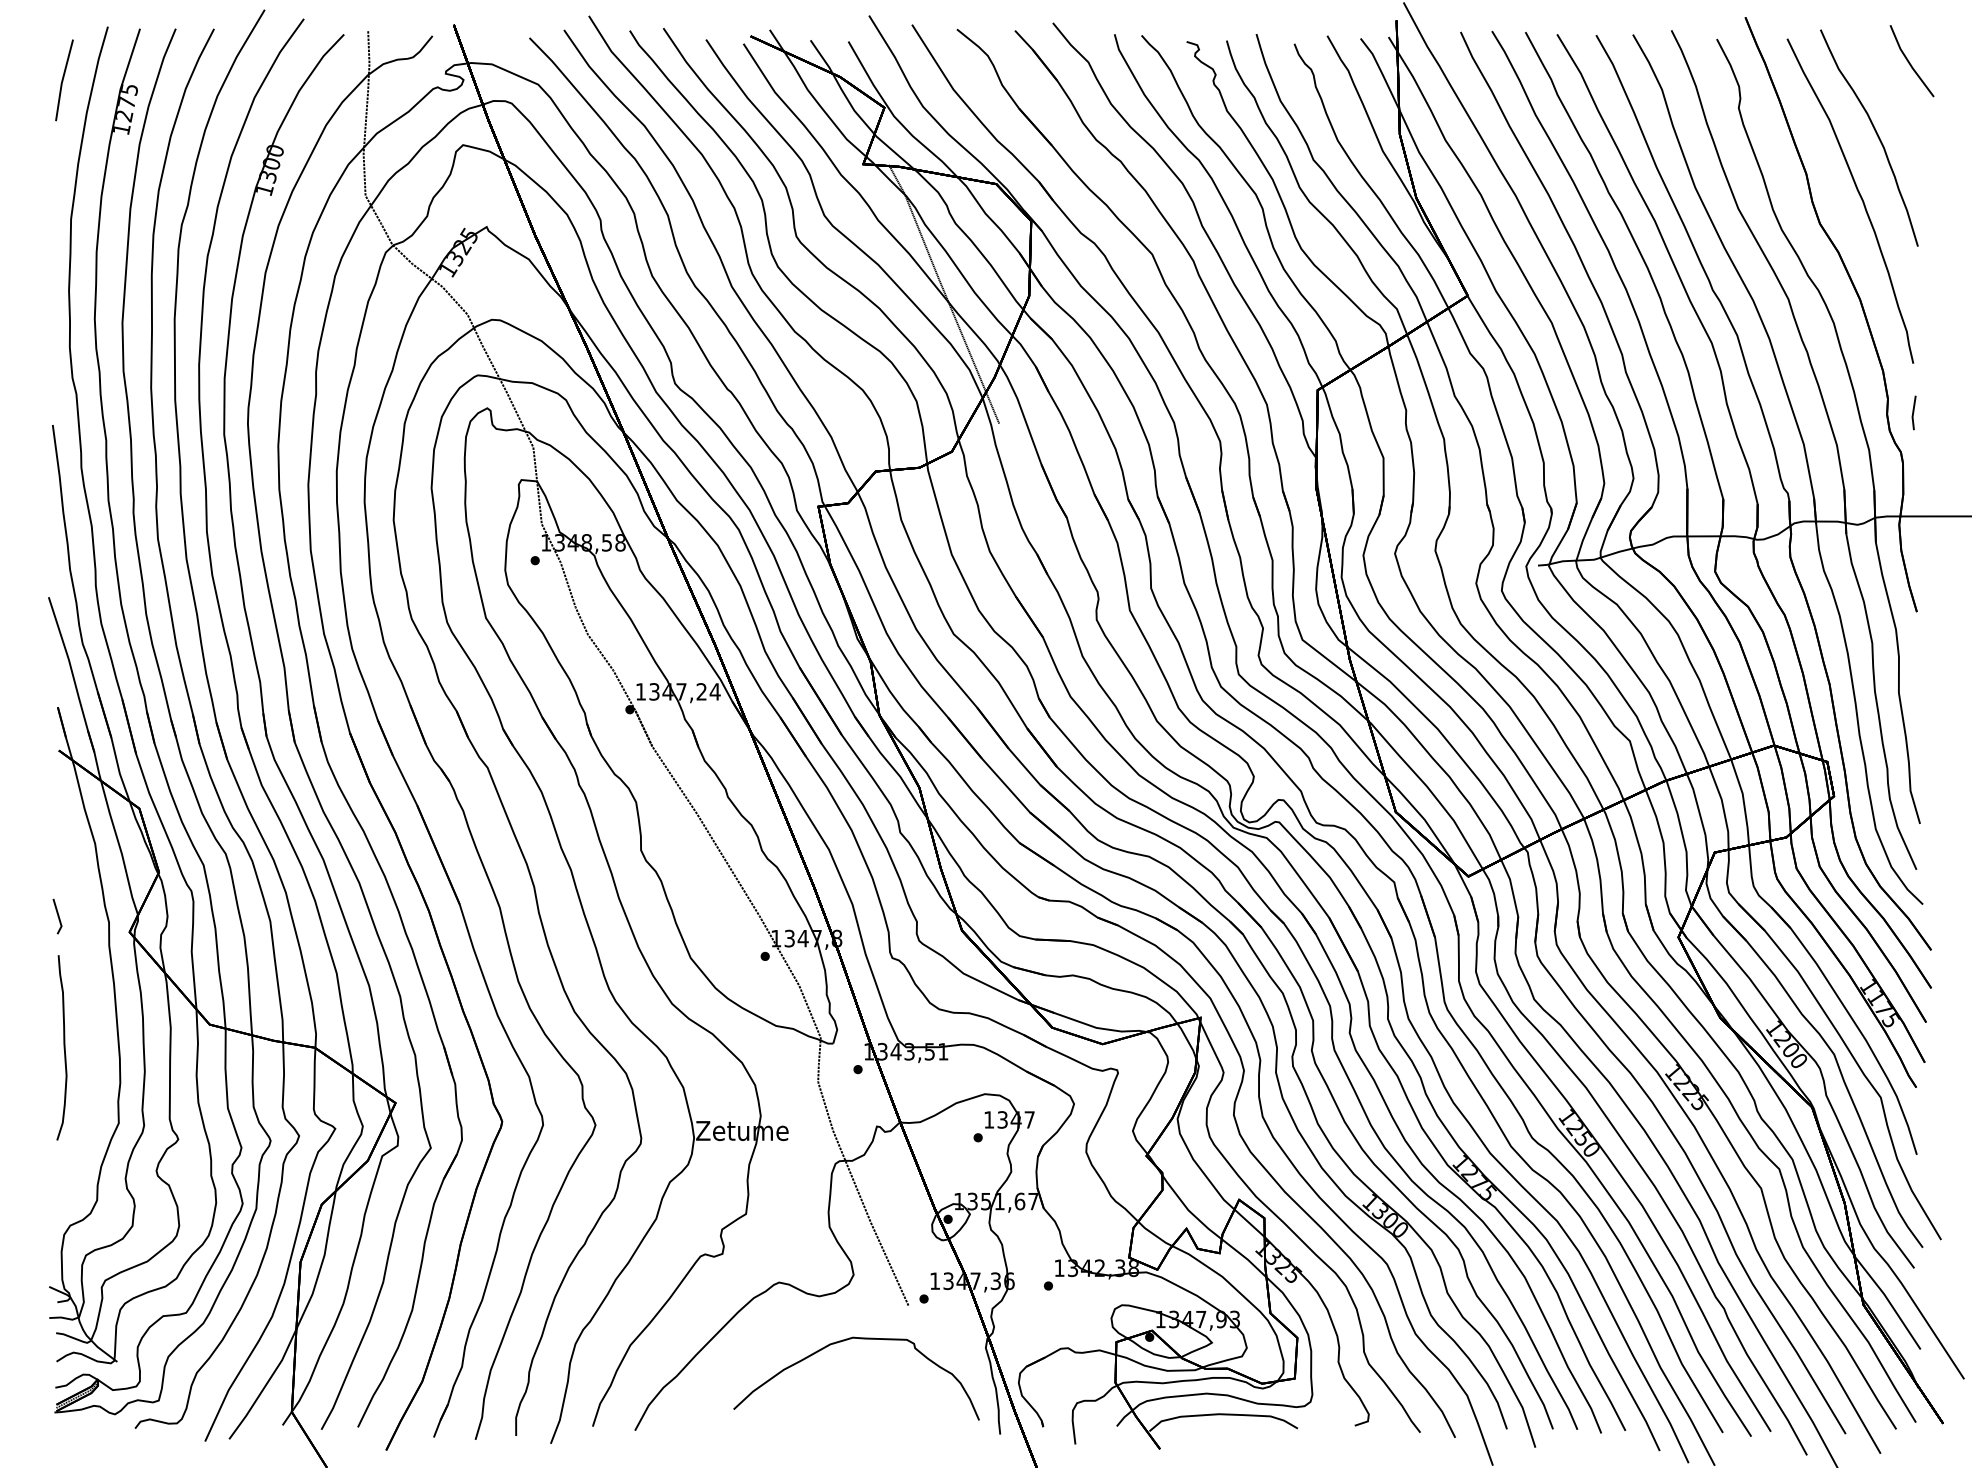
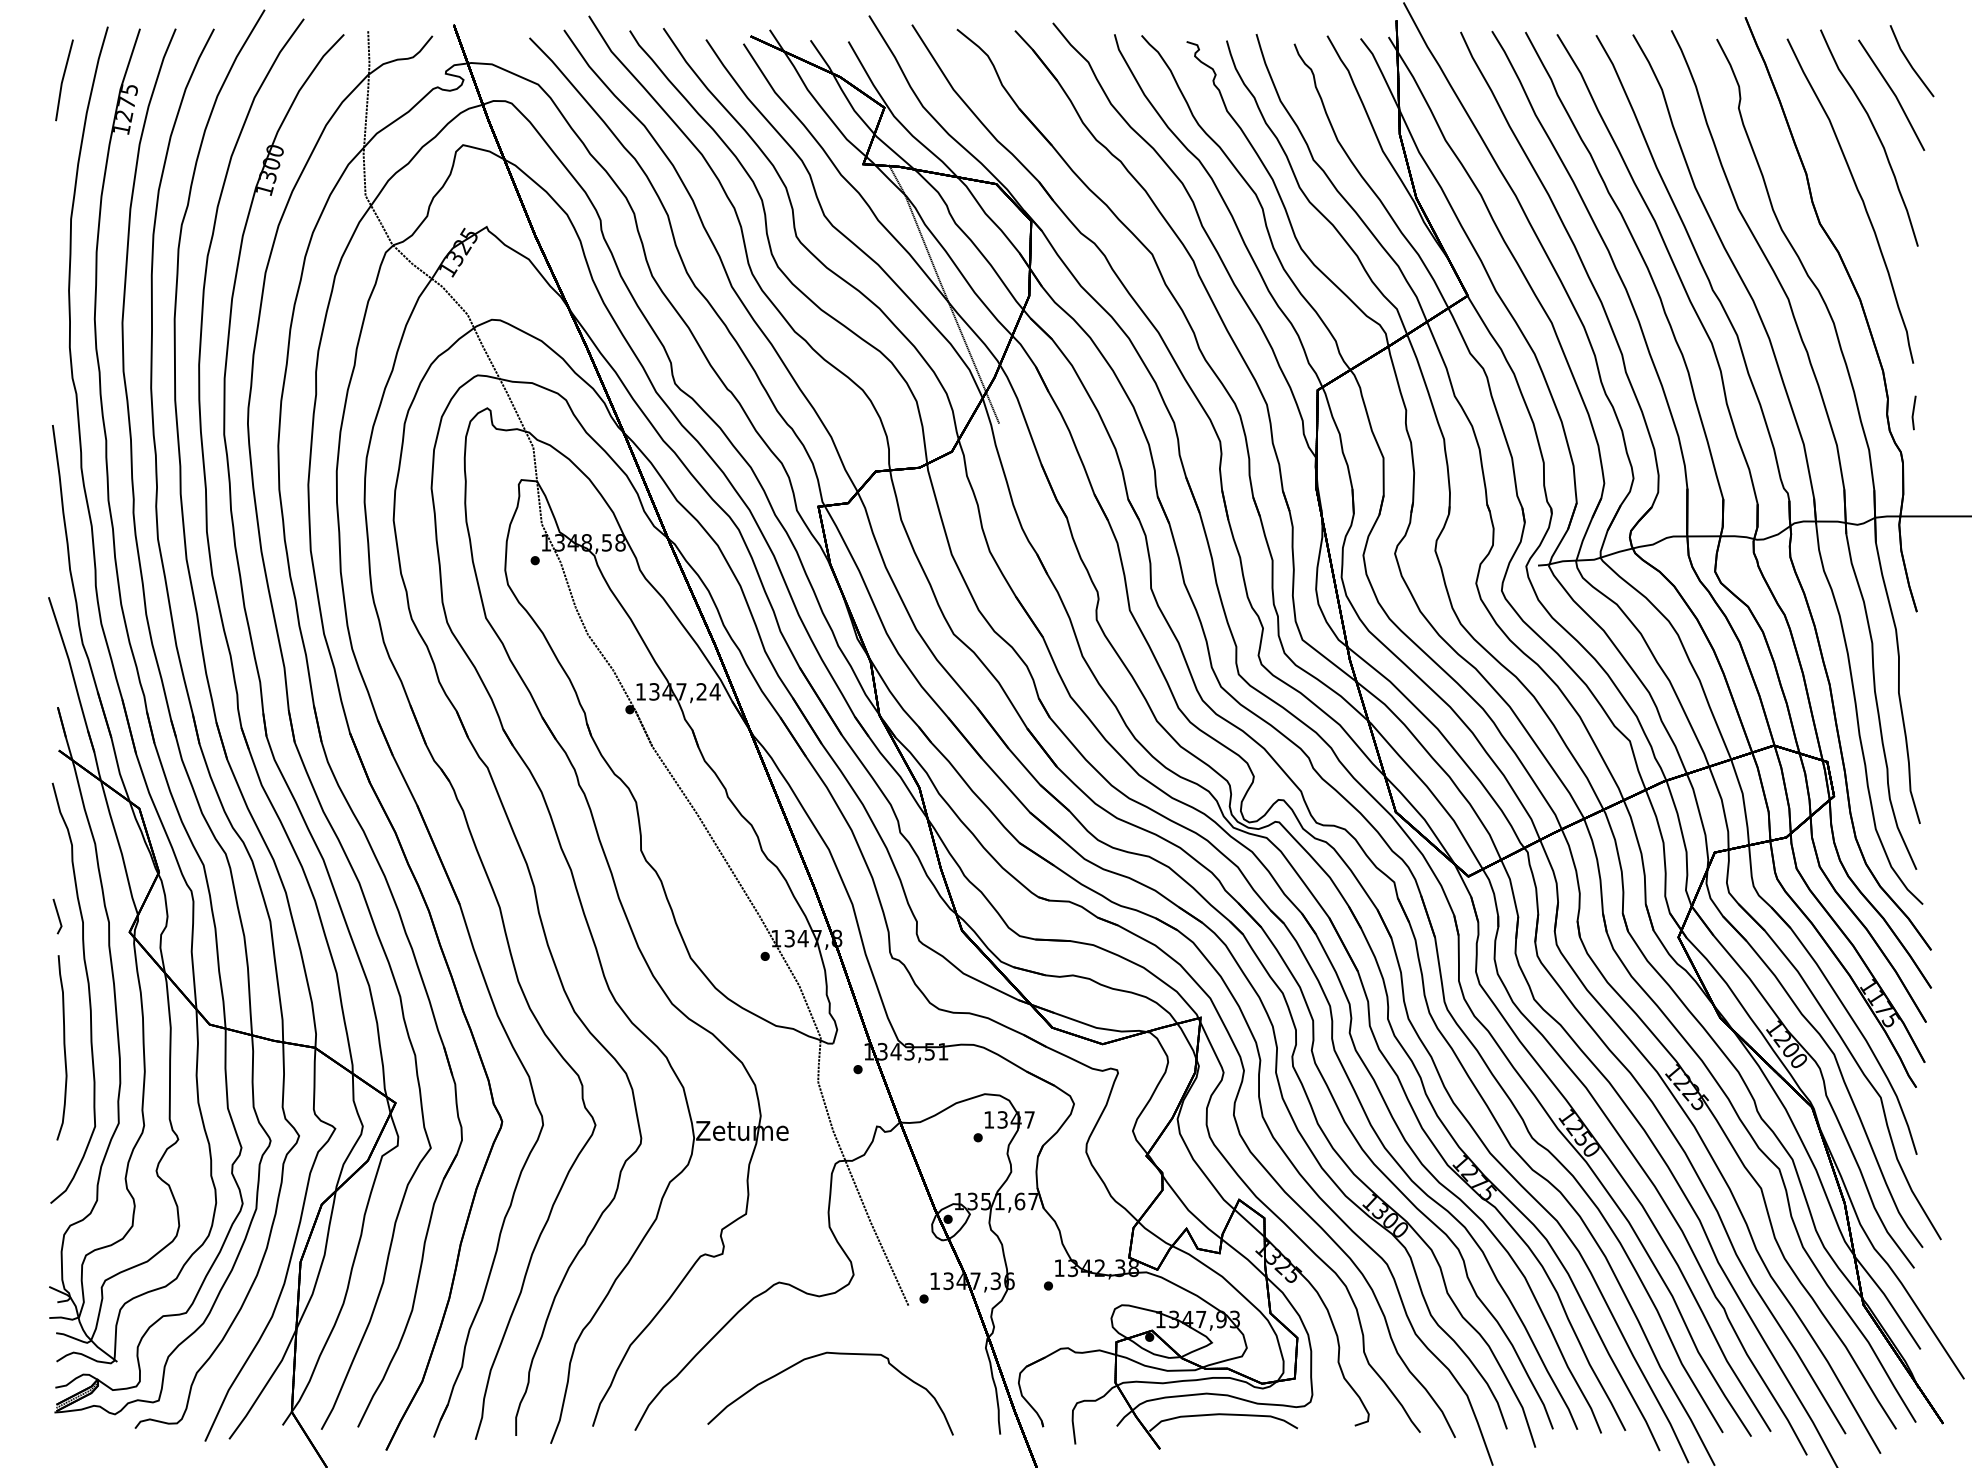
part: none -> present (1891, 94)
part: none -> present (88, 992)
curve position: (844, 1341) -> (818, 1356) (818, 1356)
